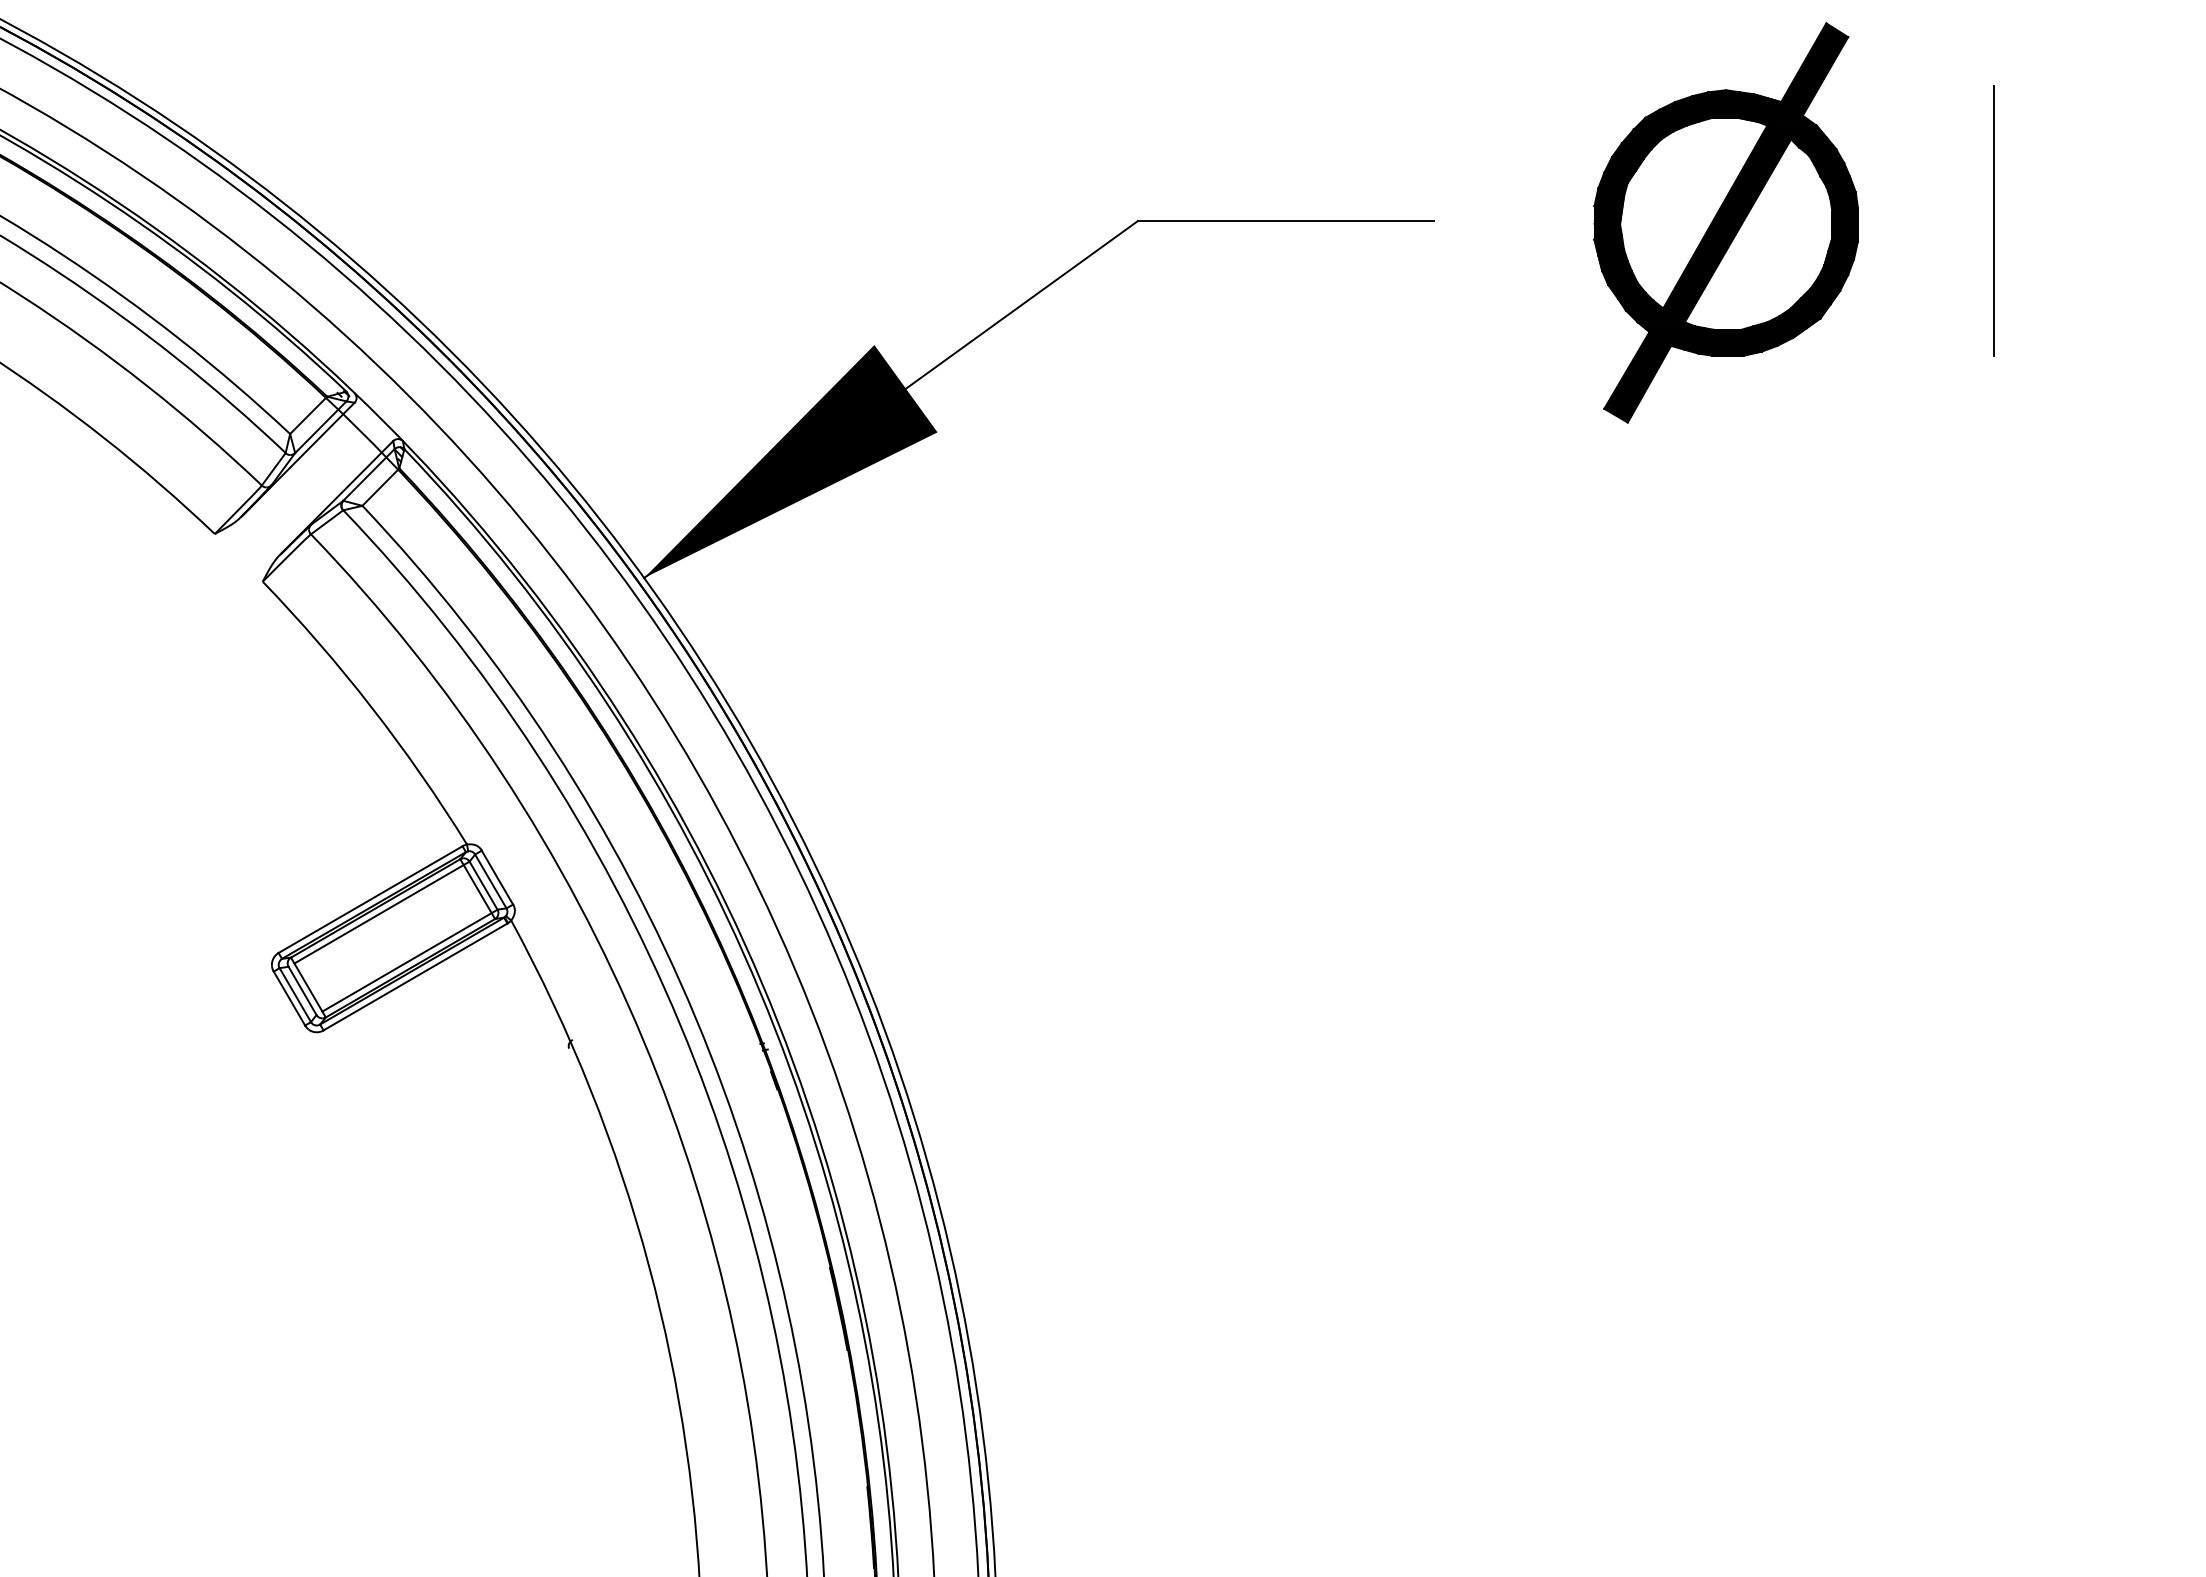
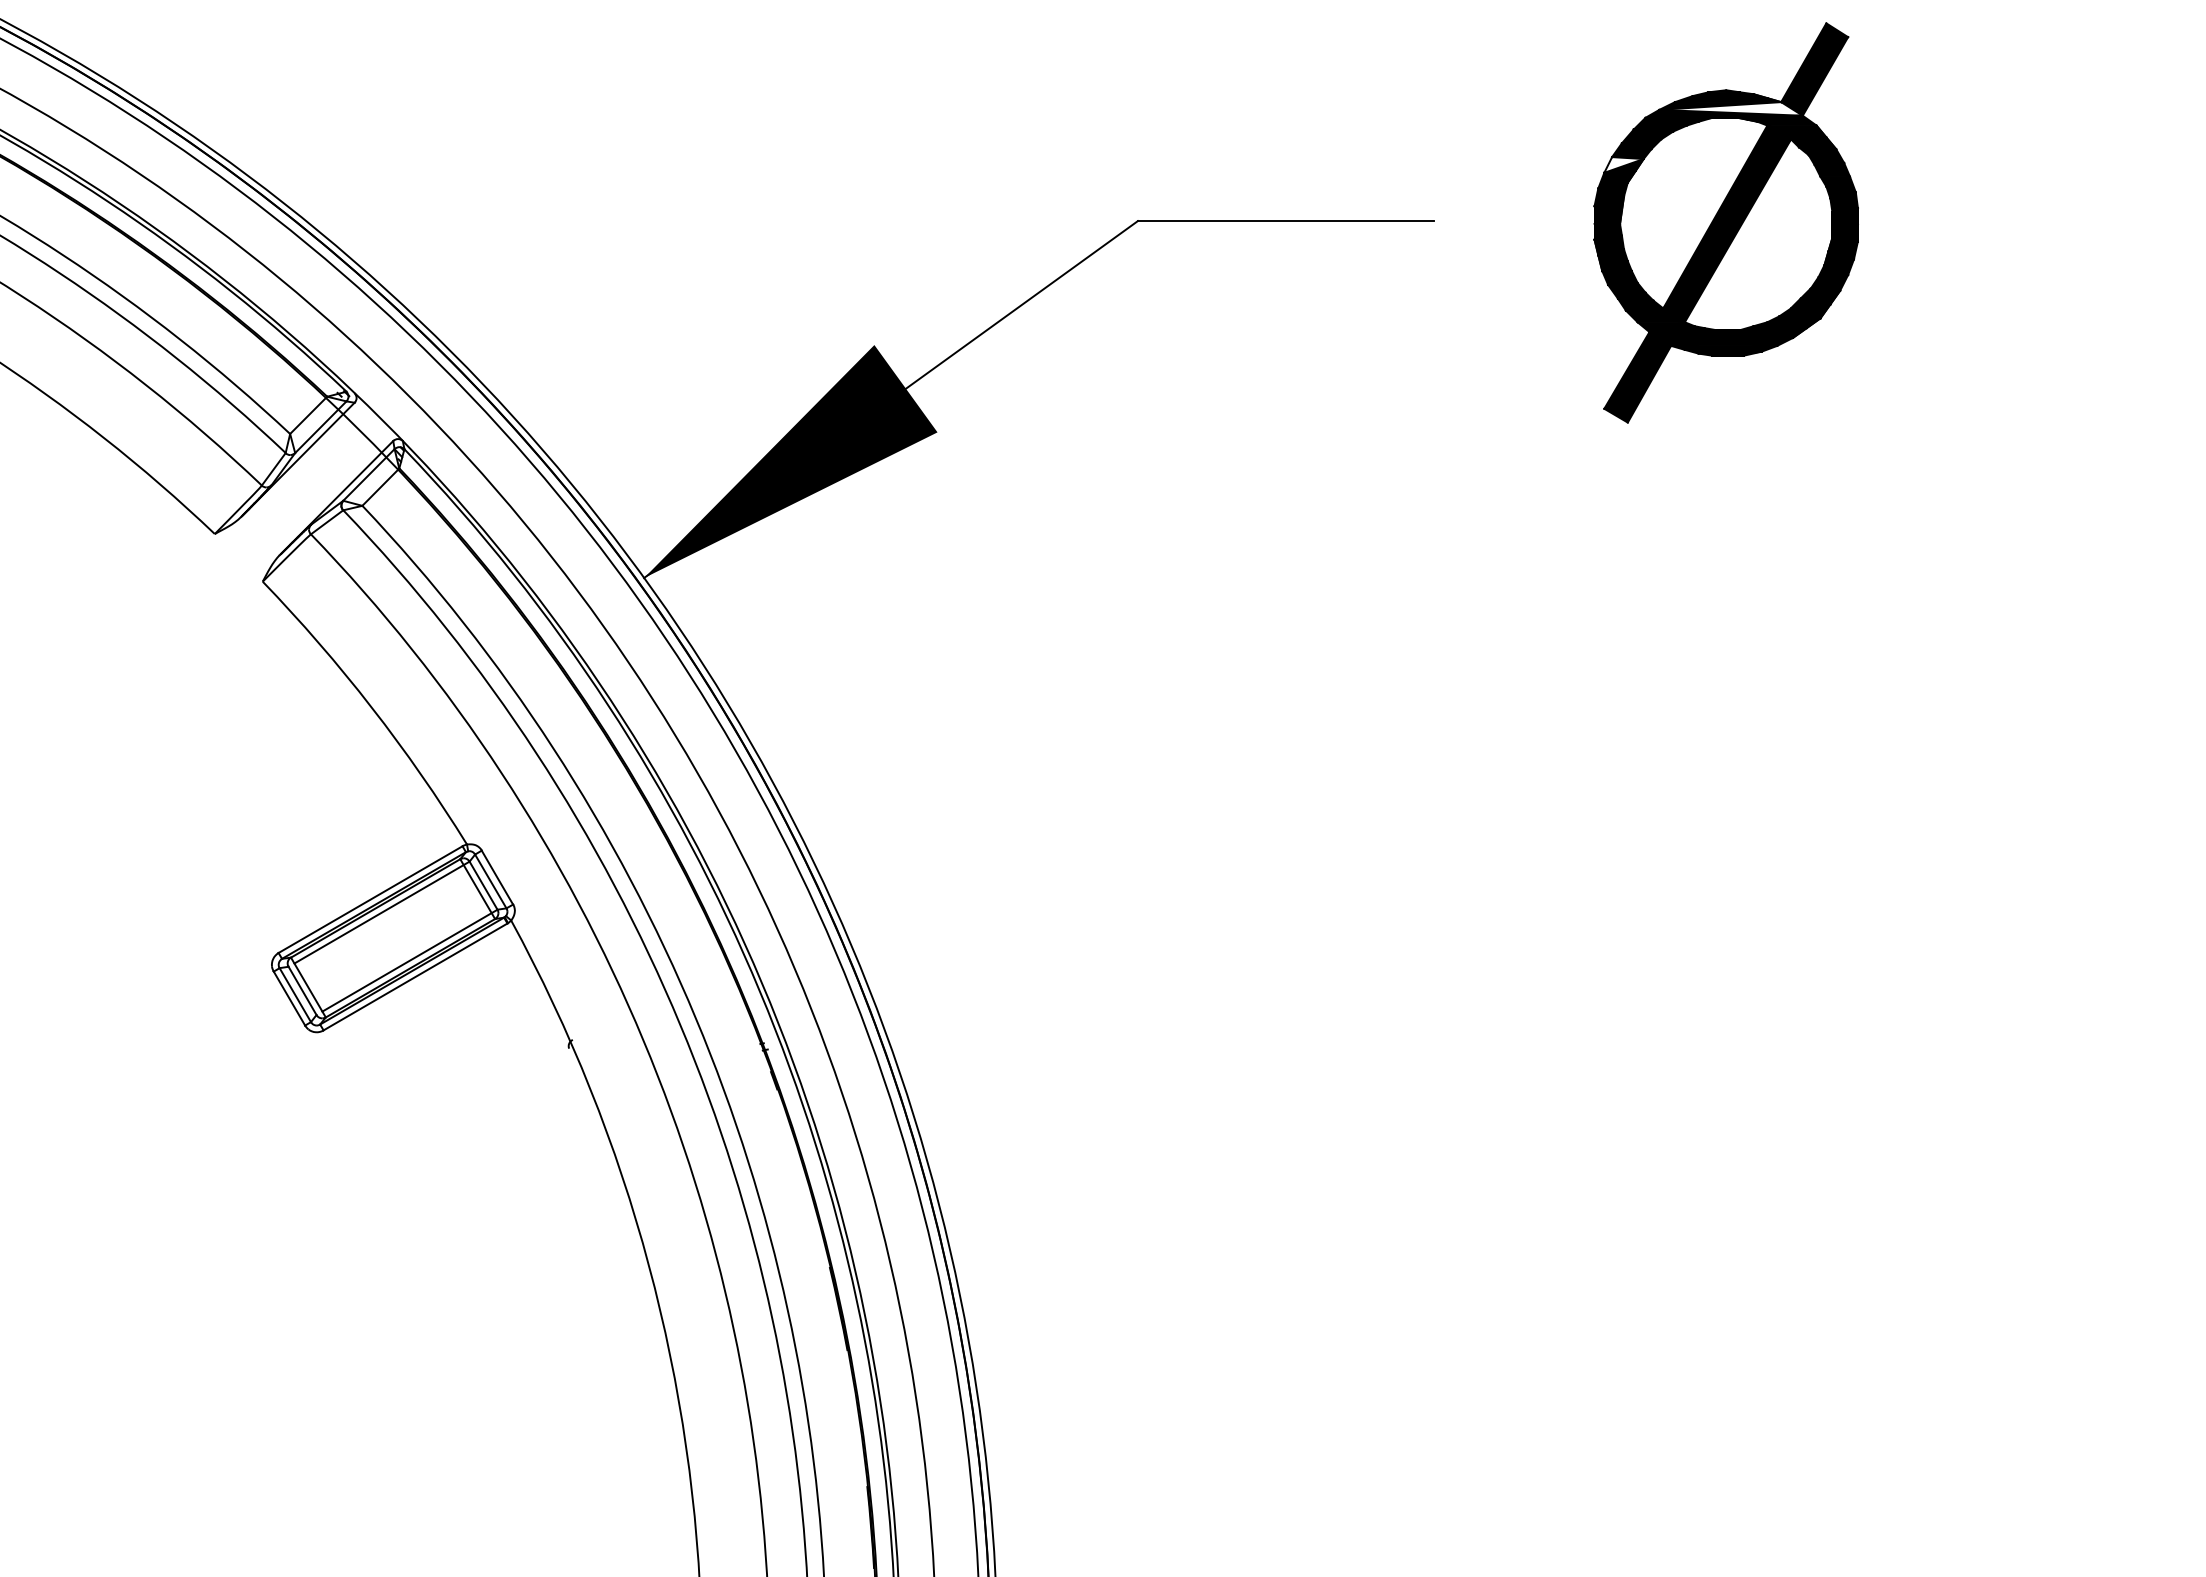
fill: present -> none (1730, 108)
fill: present -> none (1623, 164)
line: present -> none (1993, 220)
